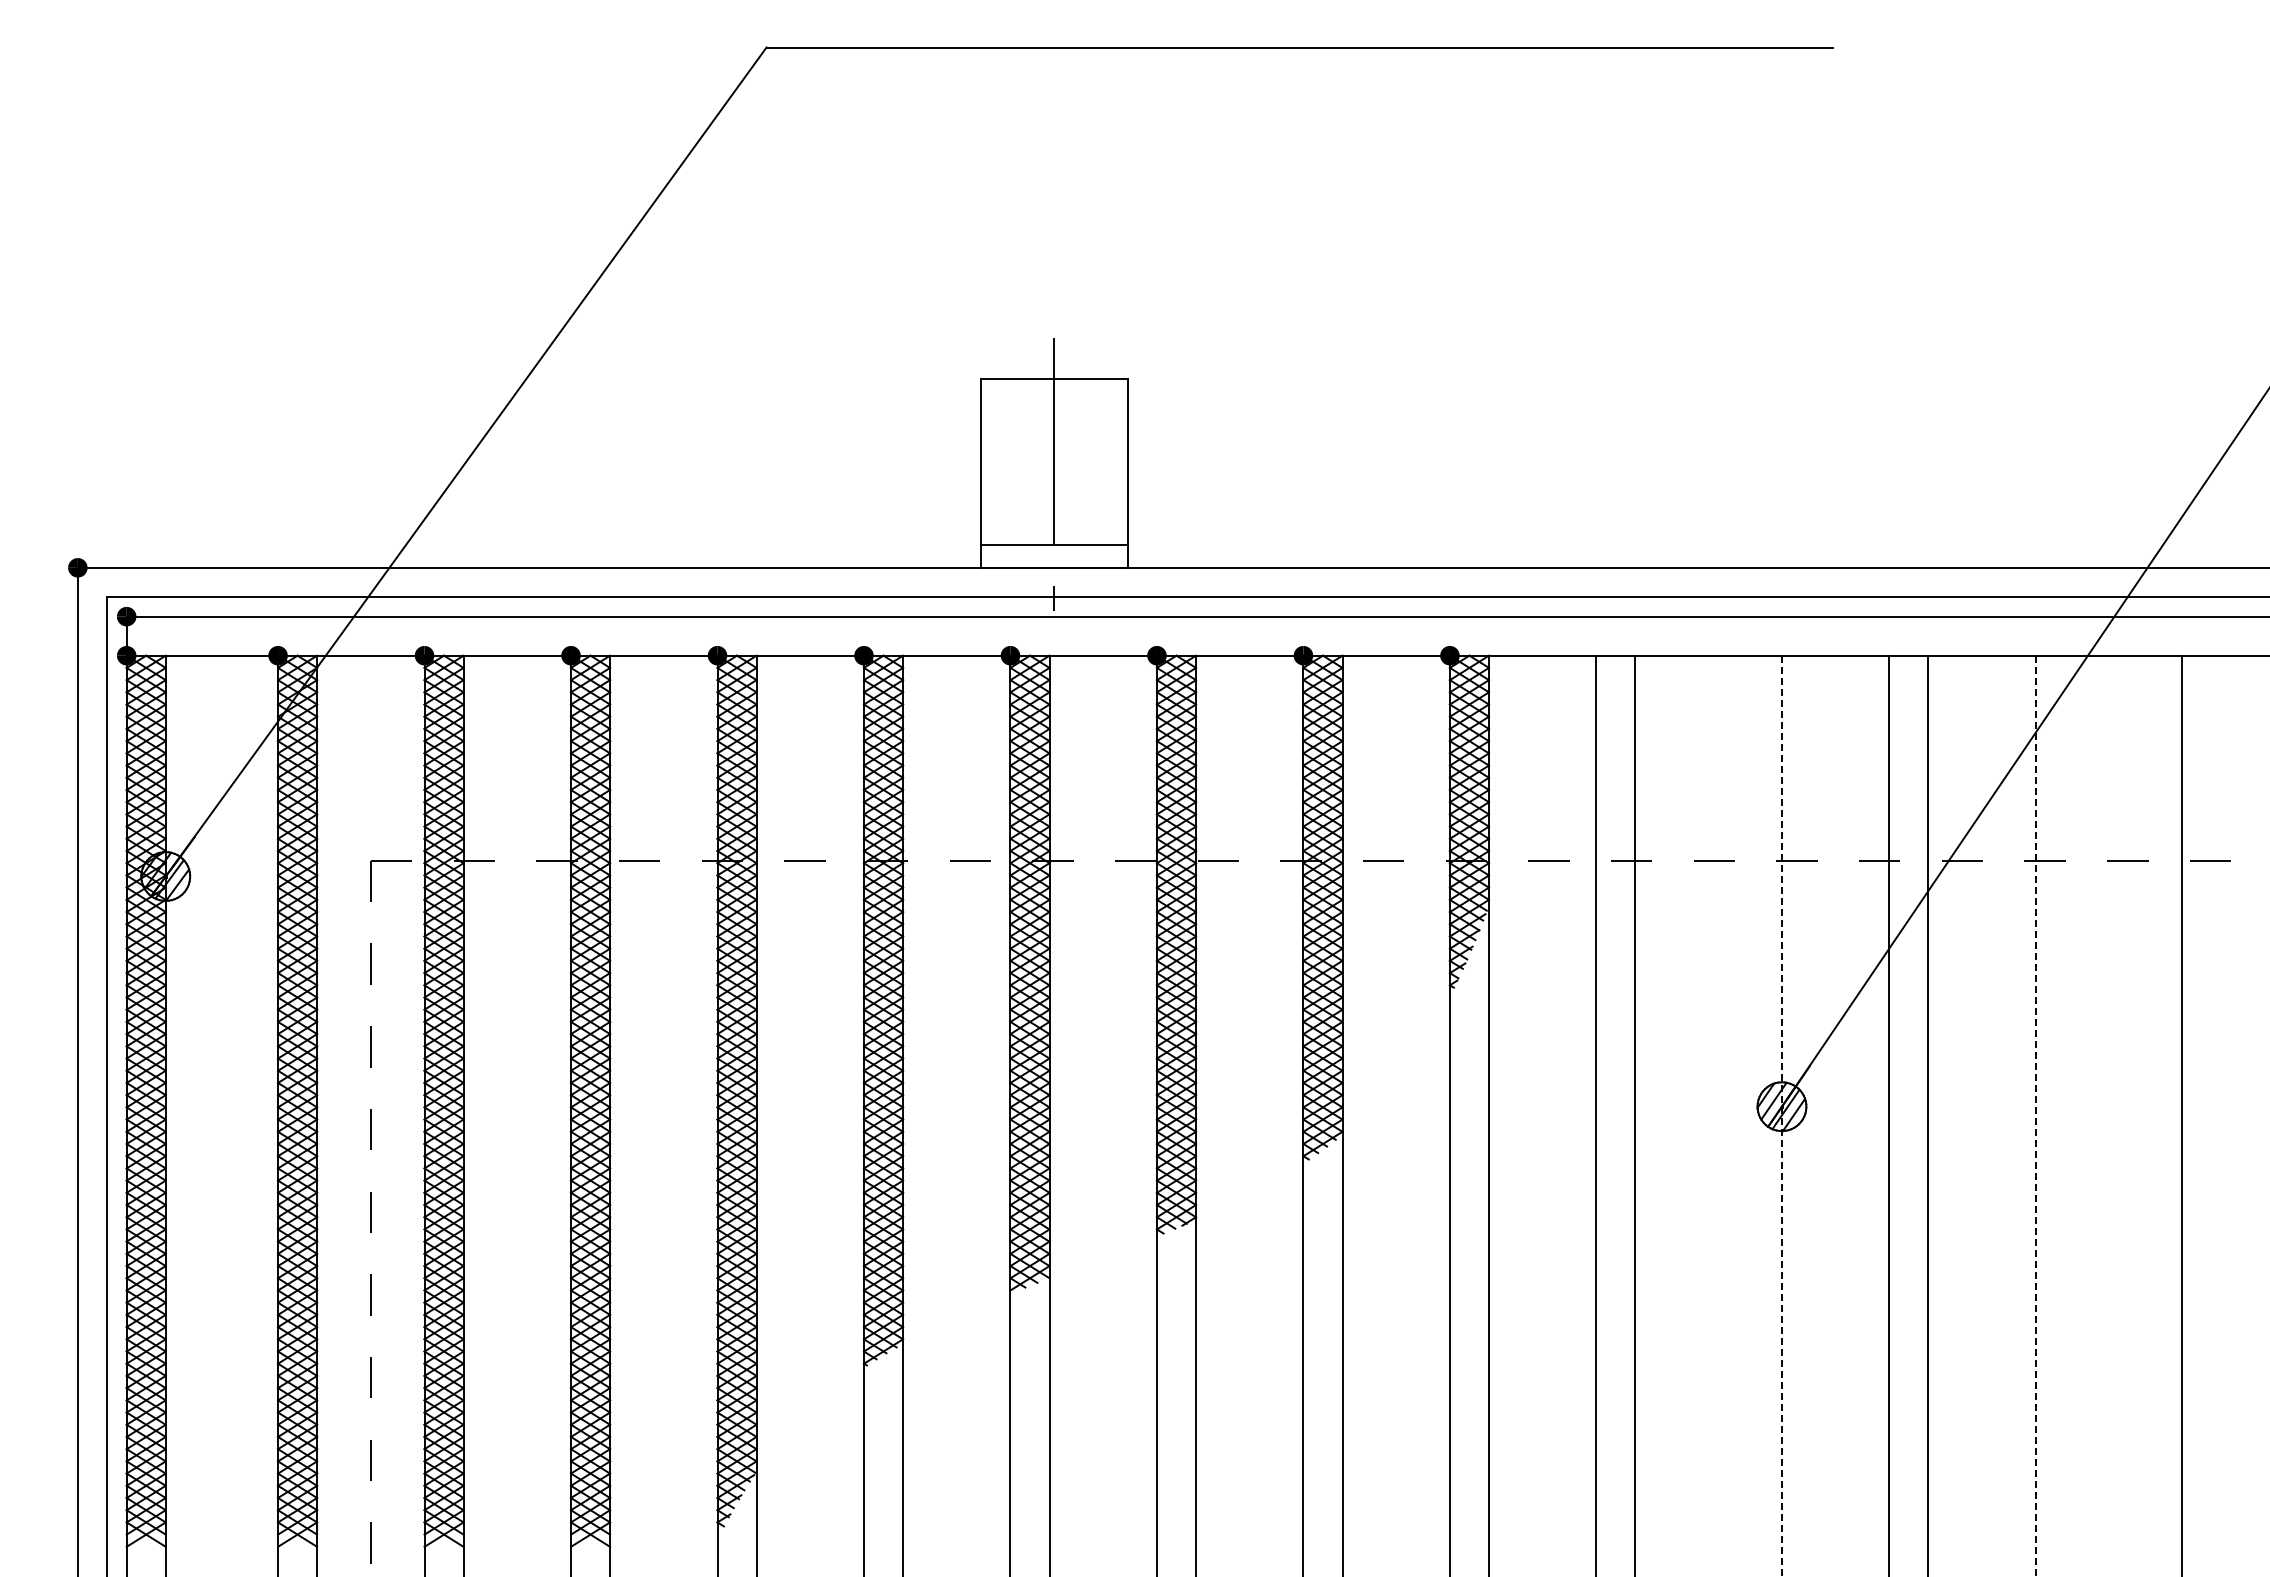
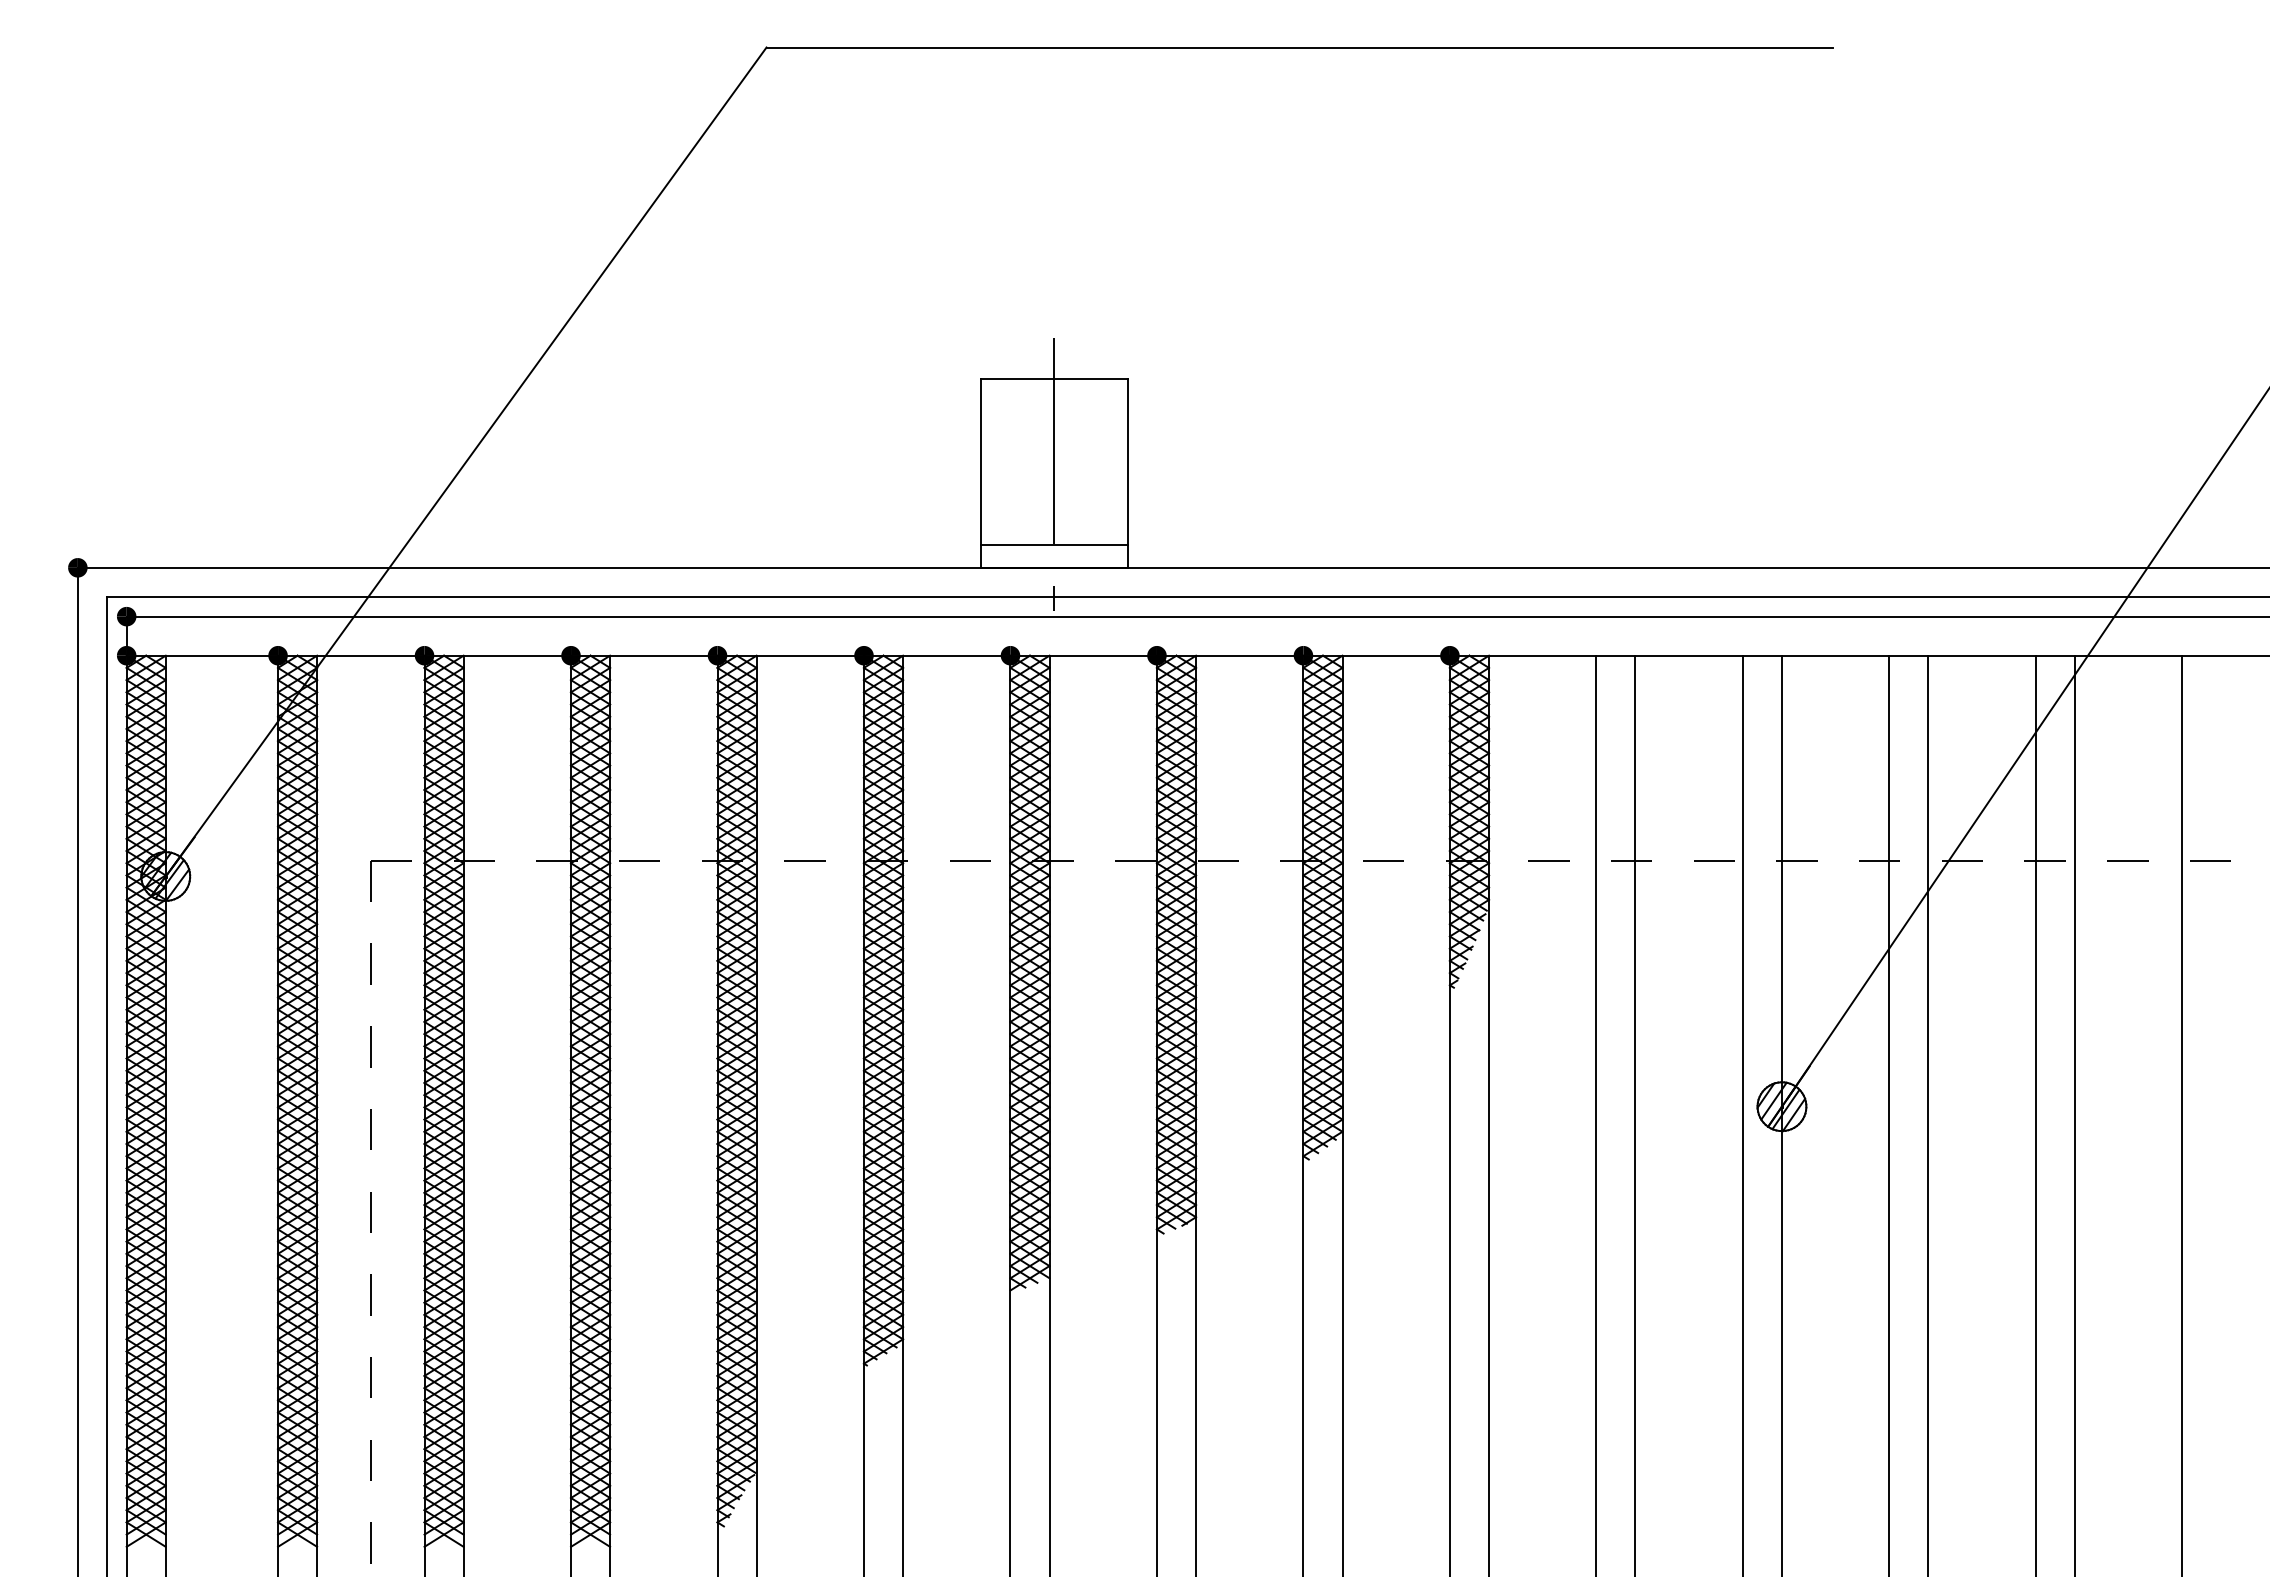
line: none -> present (1742, 1114)
line: none -> present (2074, 1114)
line: dashed -> solid (1781, 1116)
line: dashed -> solid (2035, 1116)
